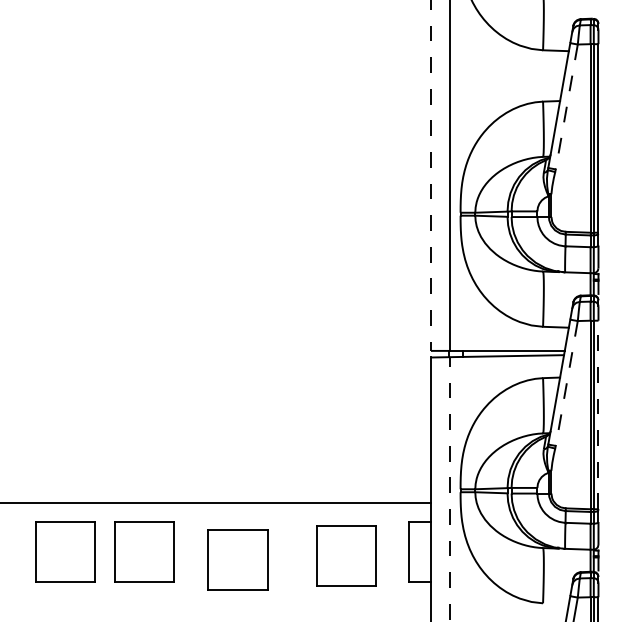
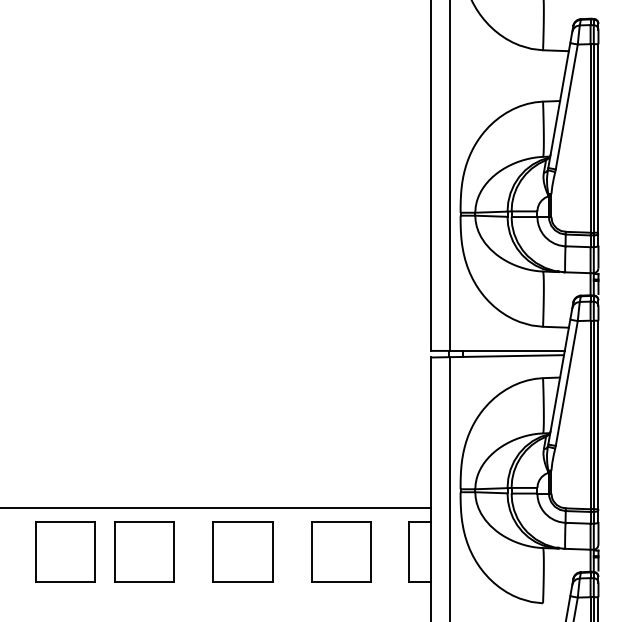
line: dashed -> solid (566, 107)
line: dashed -> solid (430, 175)
line: dashed -> solid (566, 383)
line: dashed -> solid (598, 414)
line: dashed -> solid (450, 489)
line position: (216, 502) -> (216, 507) (216, 507)
part position: (346, 555) -> (341, 551) (341, 551)
part position: (237, 559) -> (242, 551) (242, 551)
